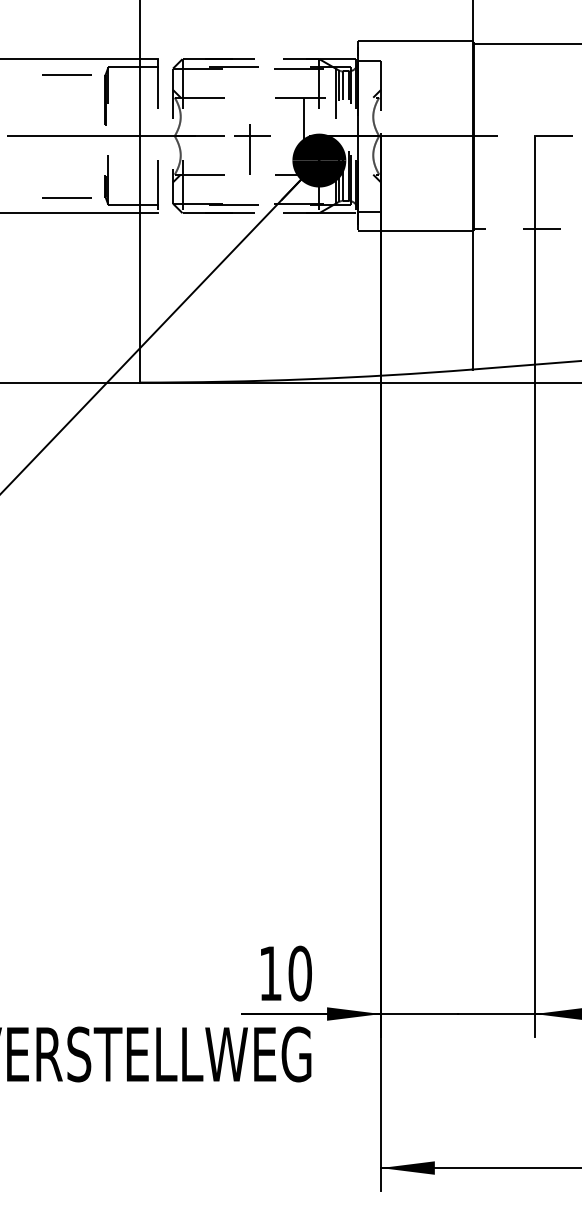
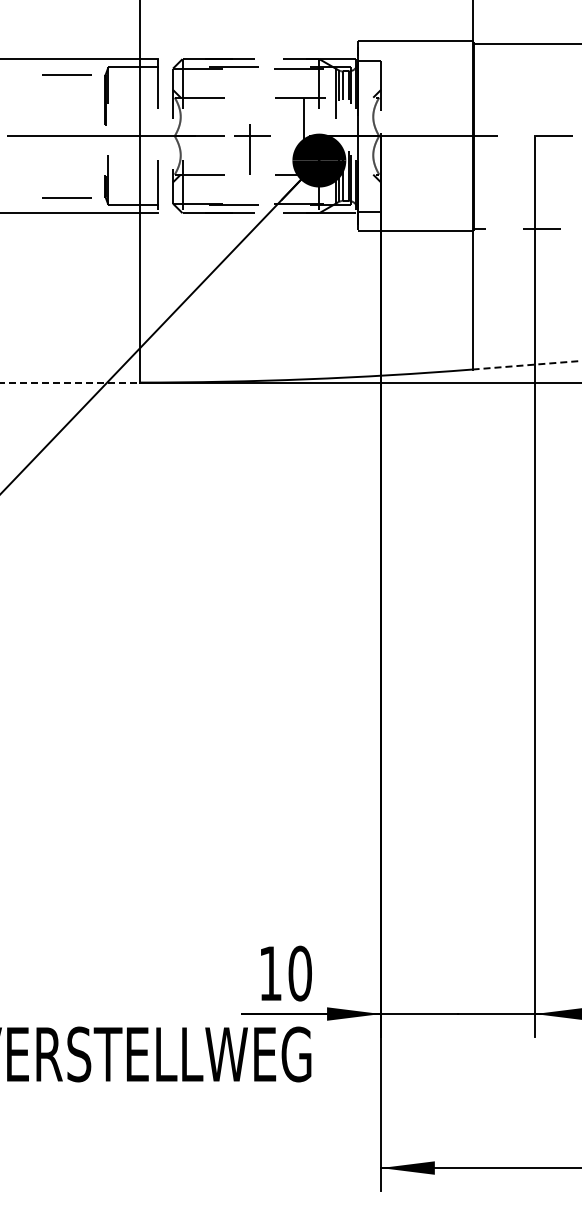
line: solid -> dashed (527, 365)
line: solid -> dashed (70, 382)
